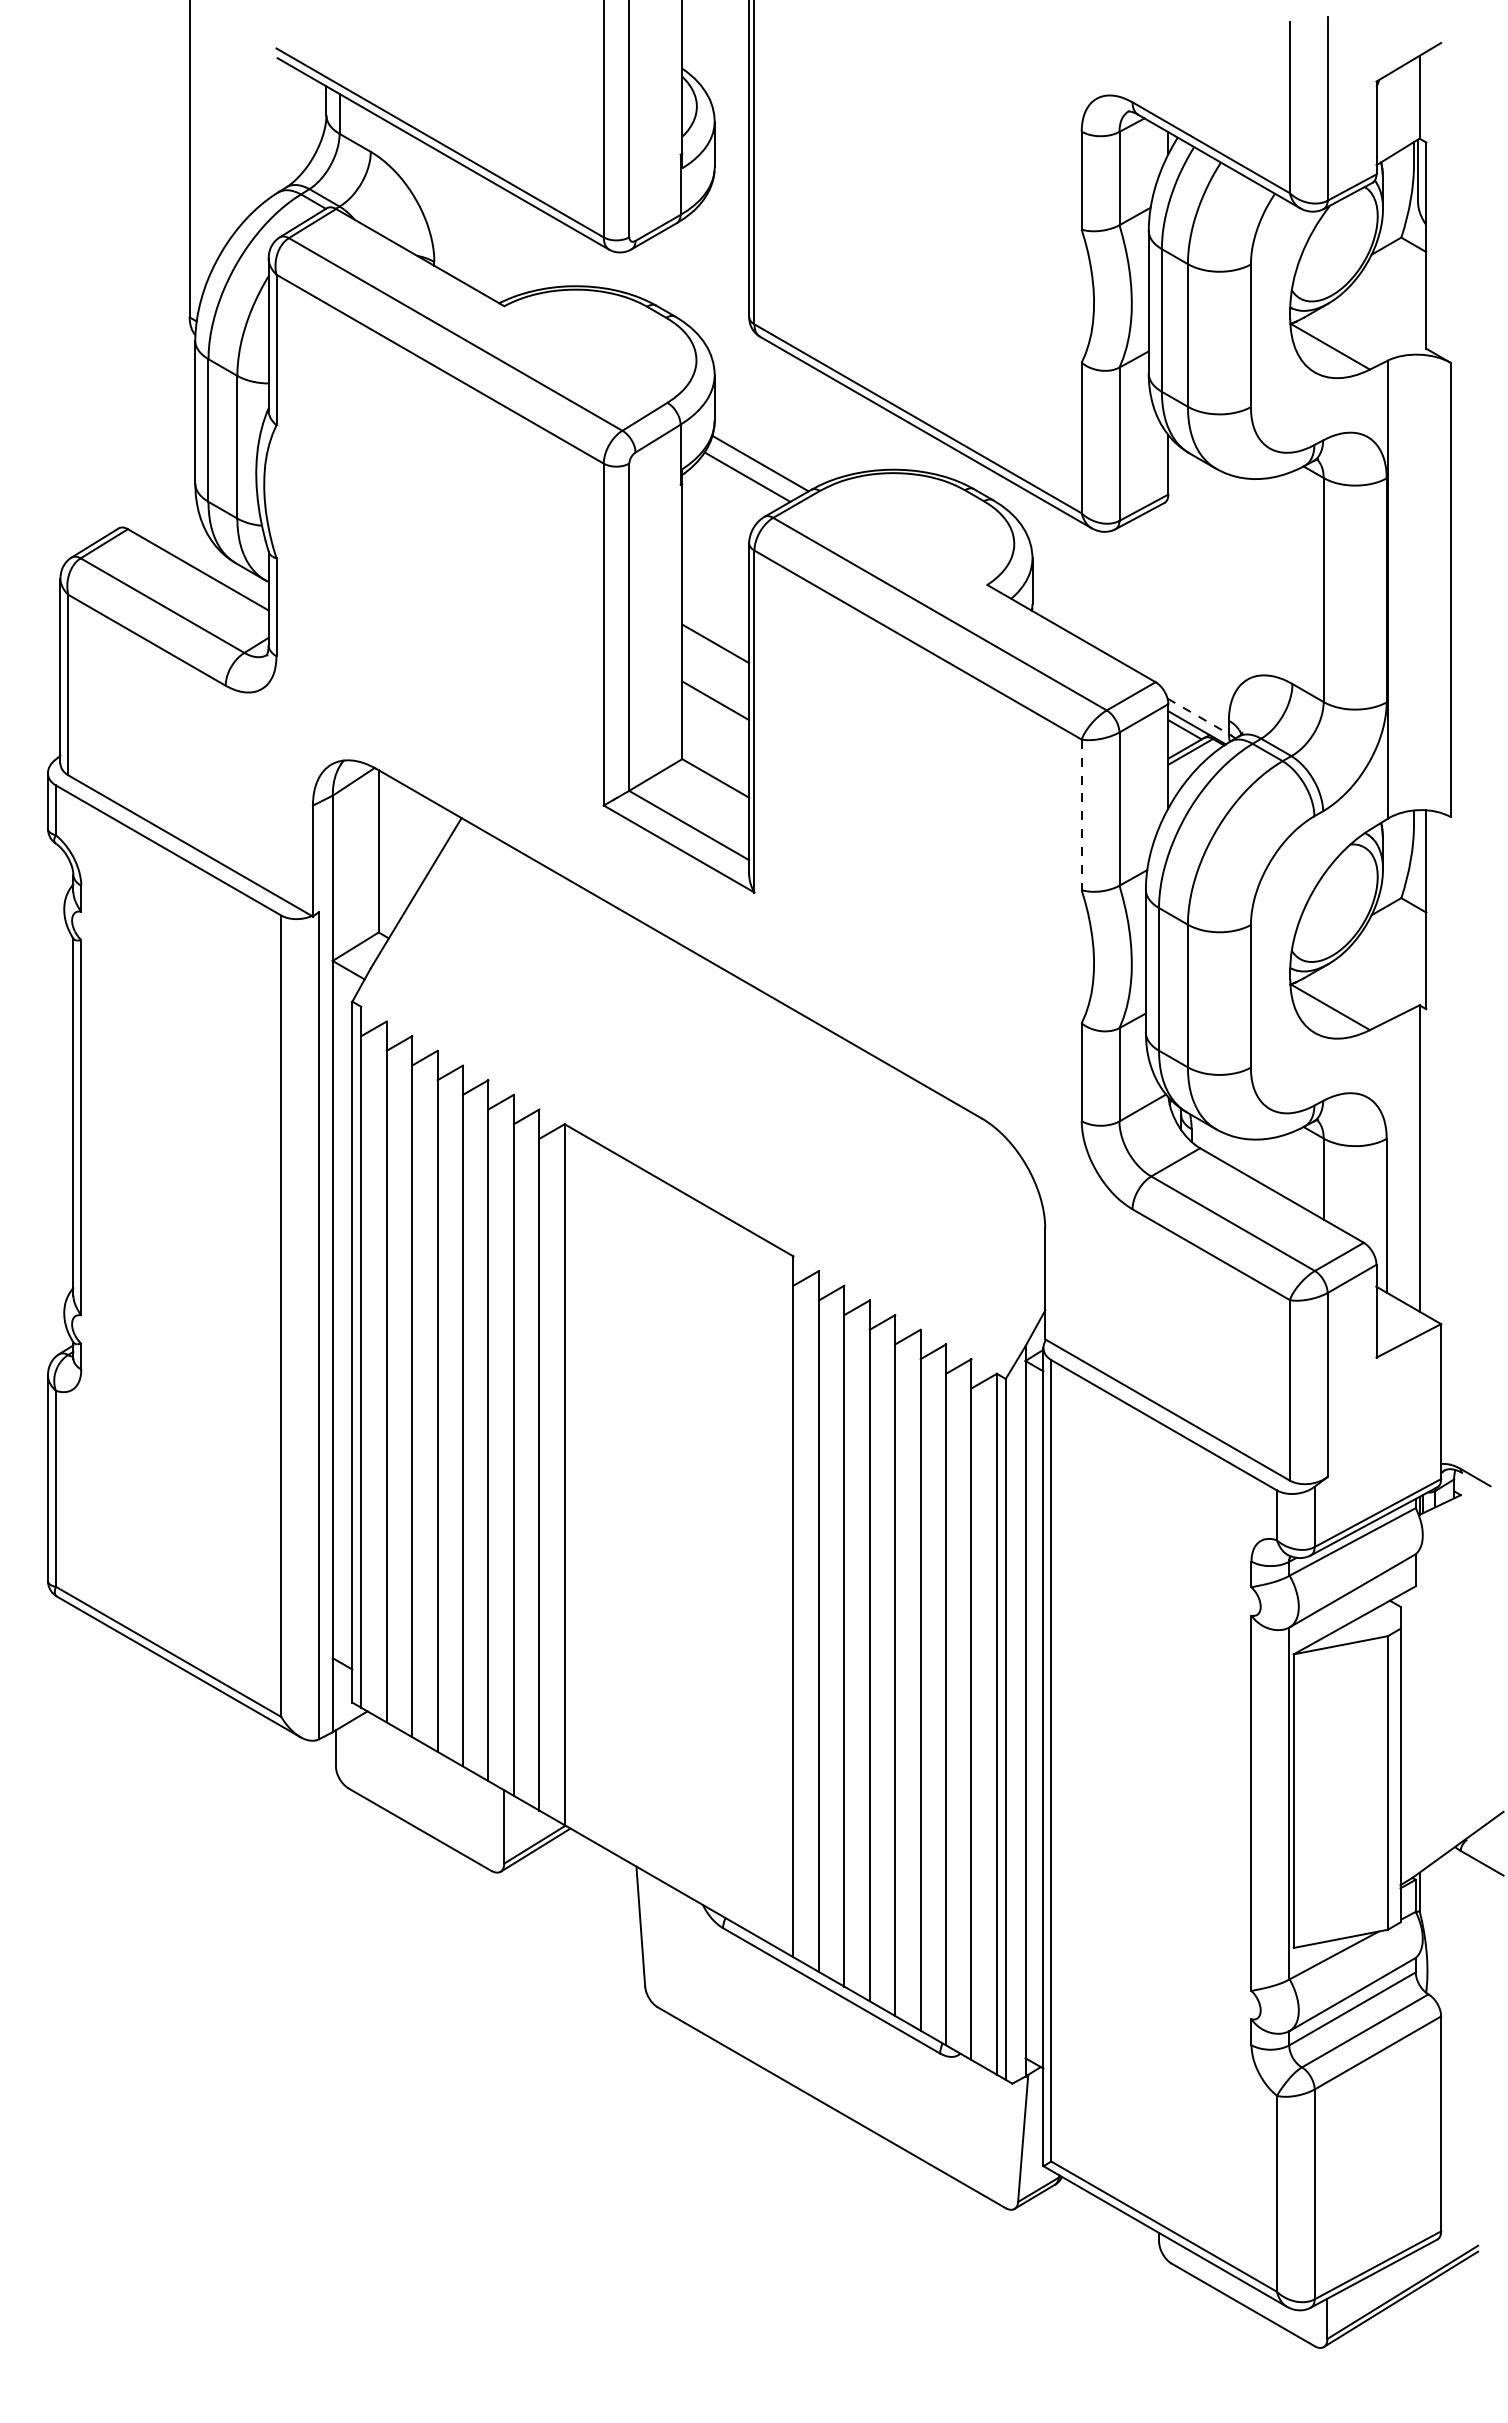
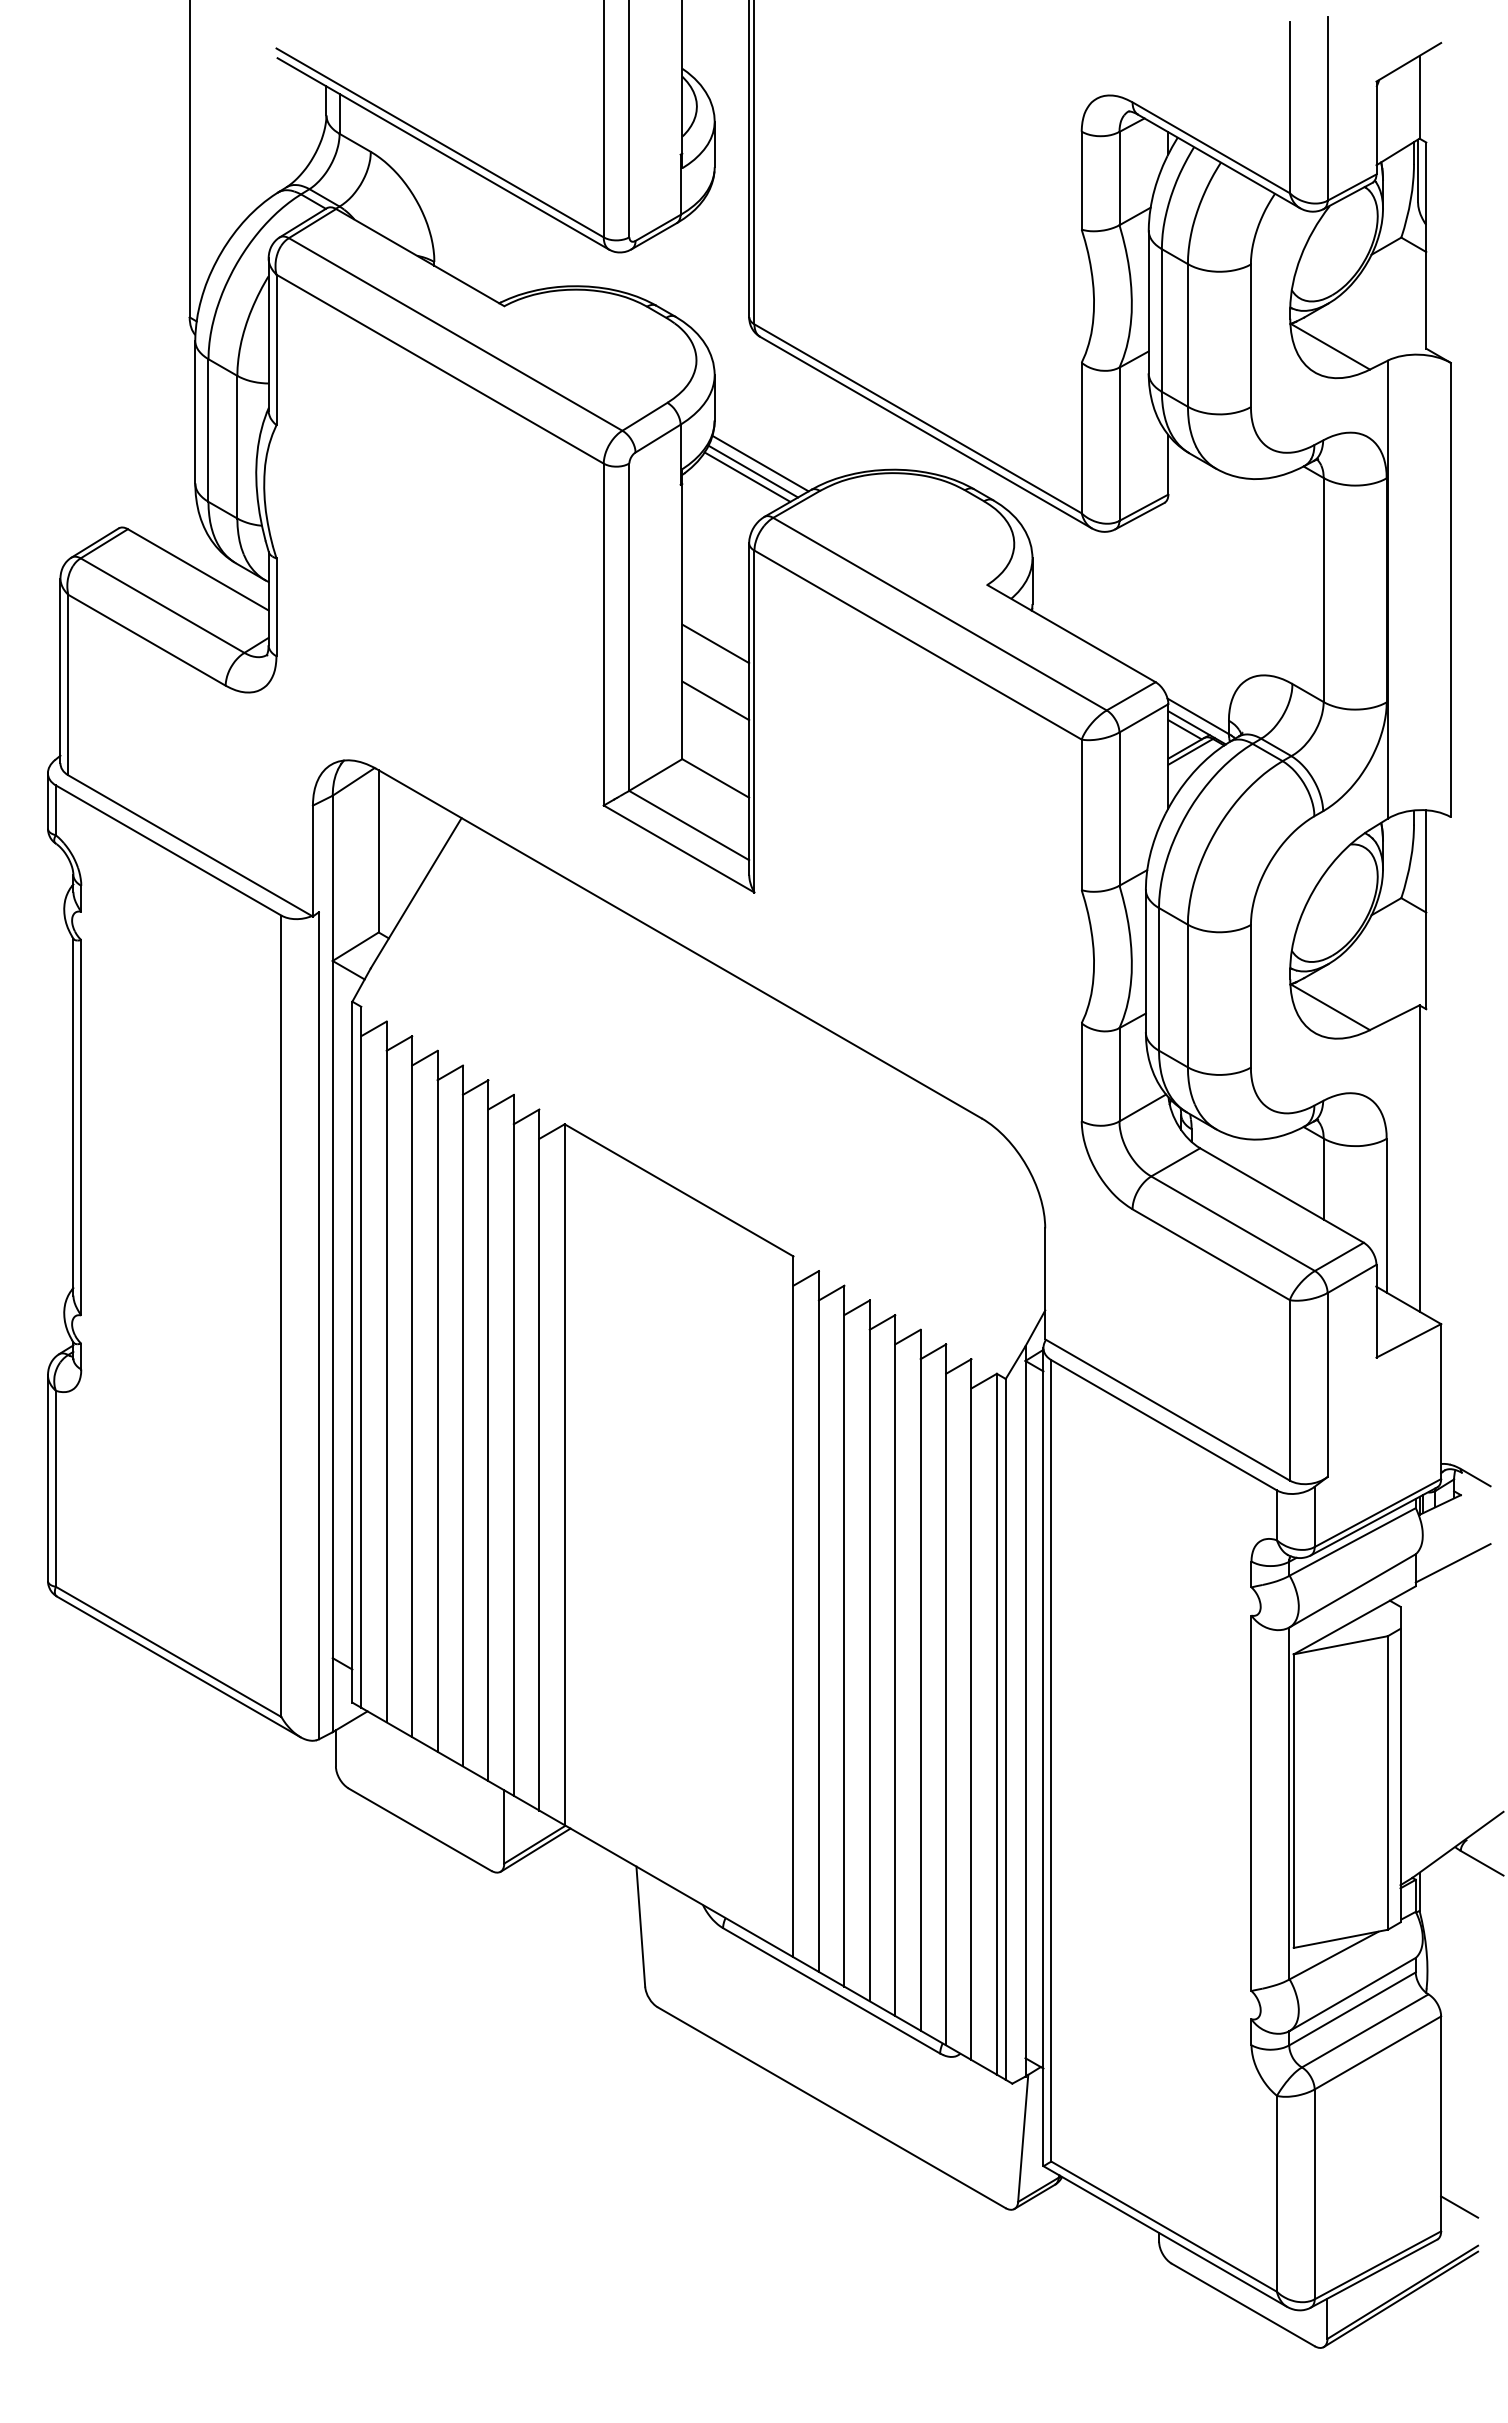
line: none -> present (753, 471)
line: dashed -> solid (1198, 716)
line: dashed -> solid (1081, 815)
line: none -> present (1452, 1563)
line: none -> present (1459, 2206)
